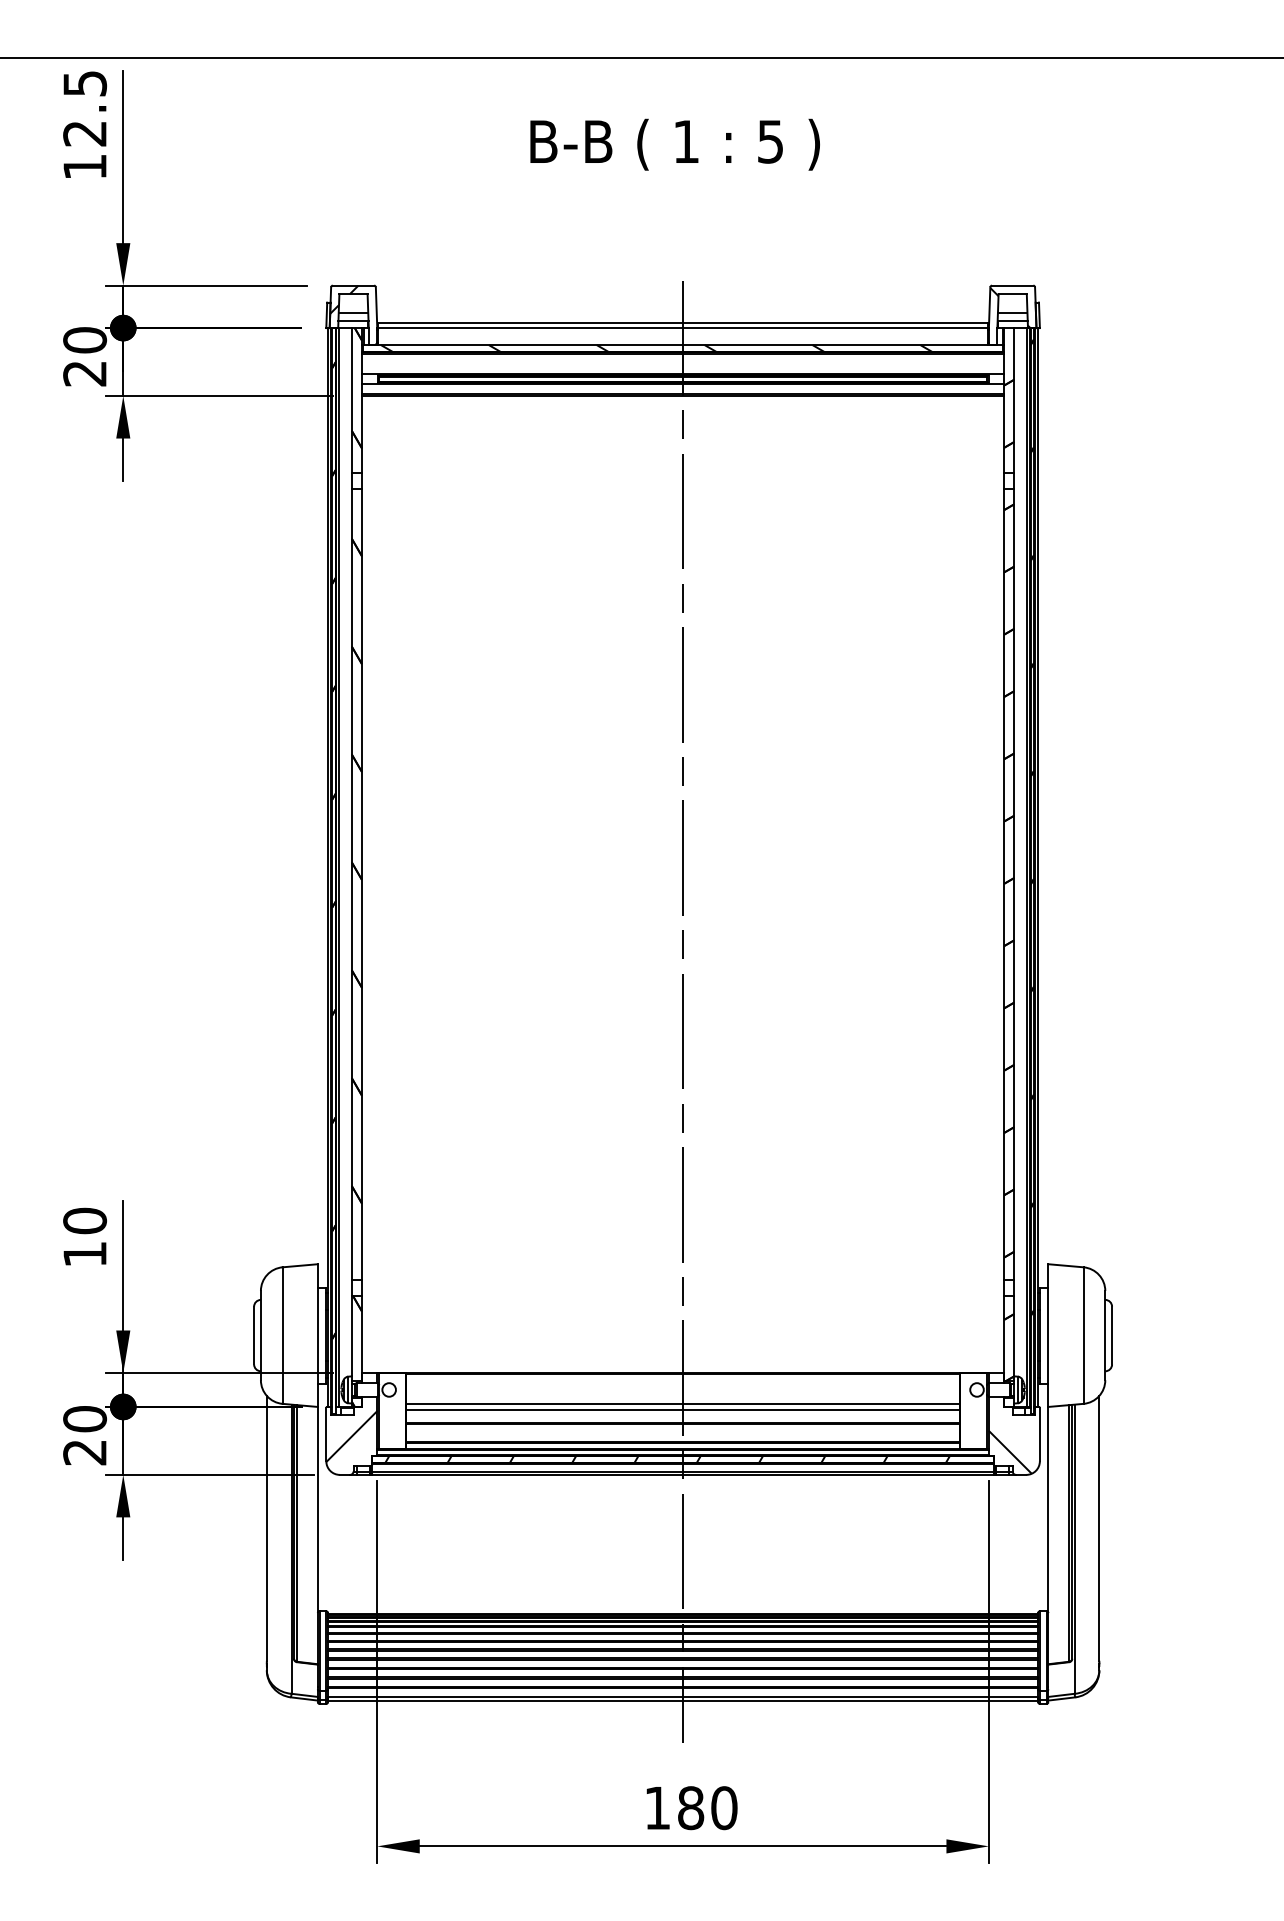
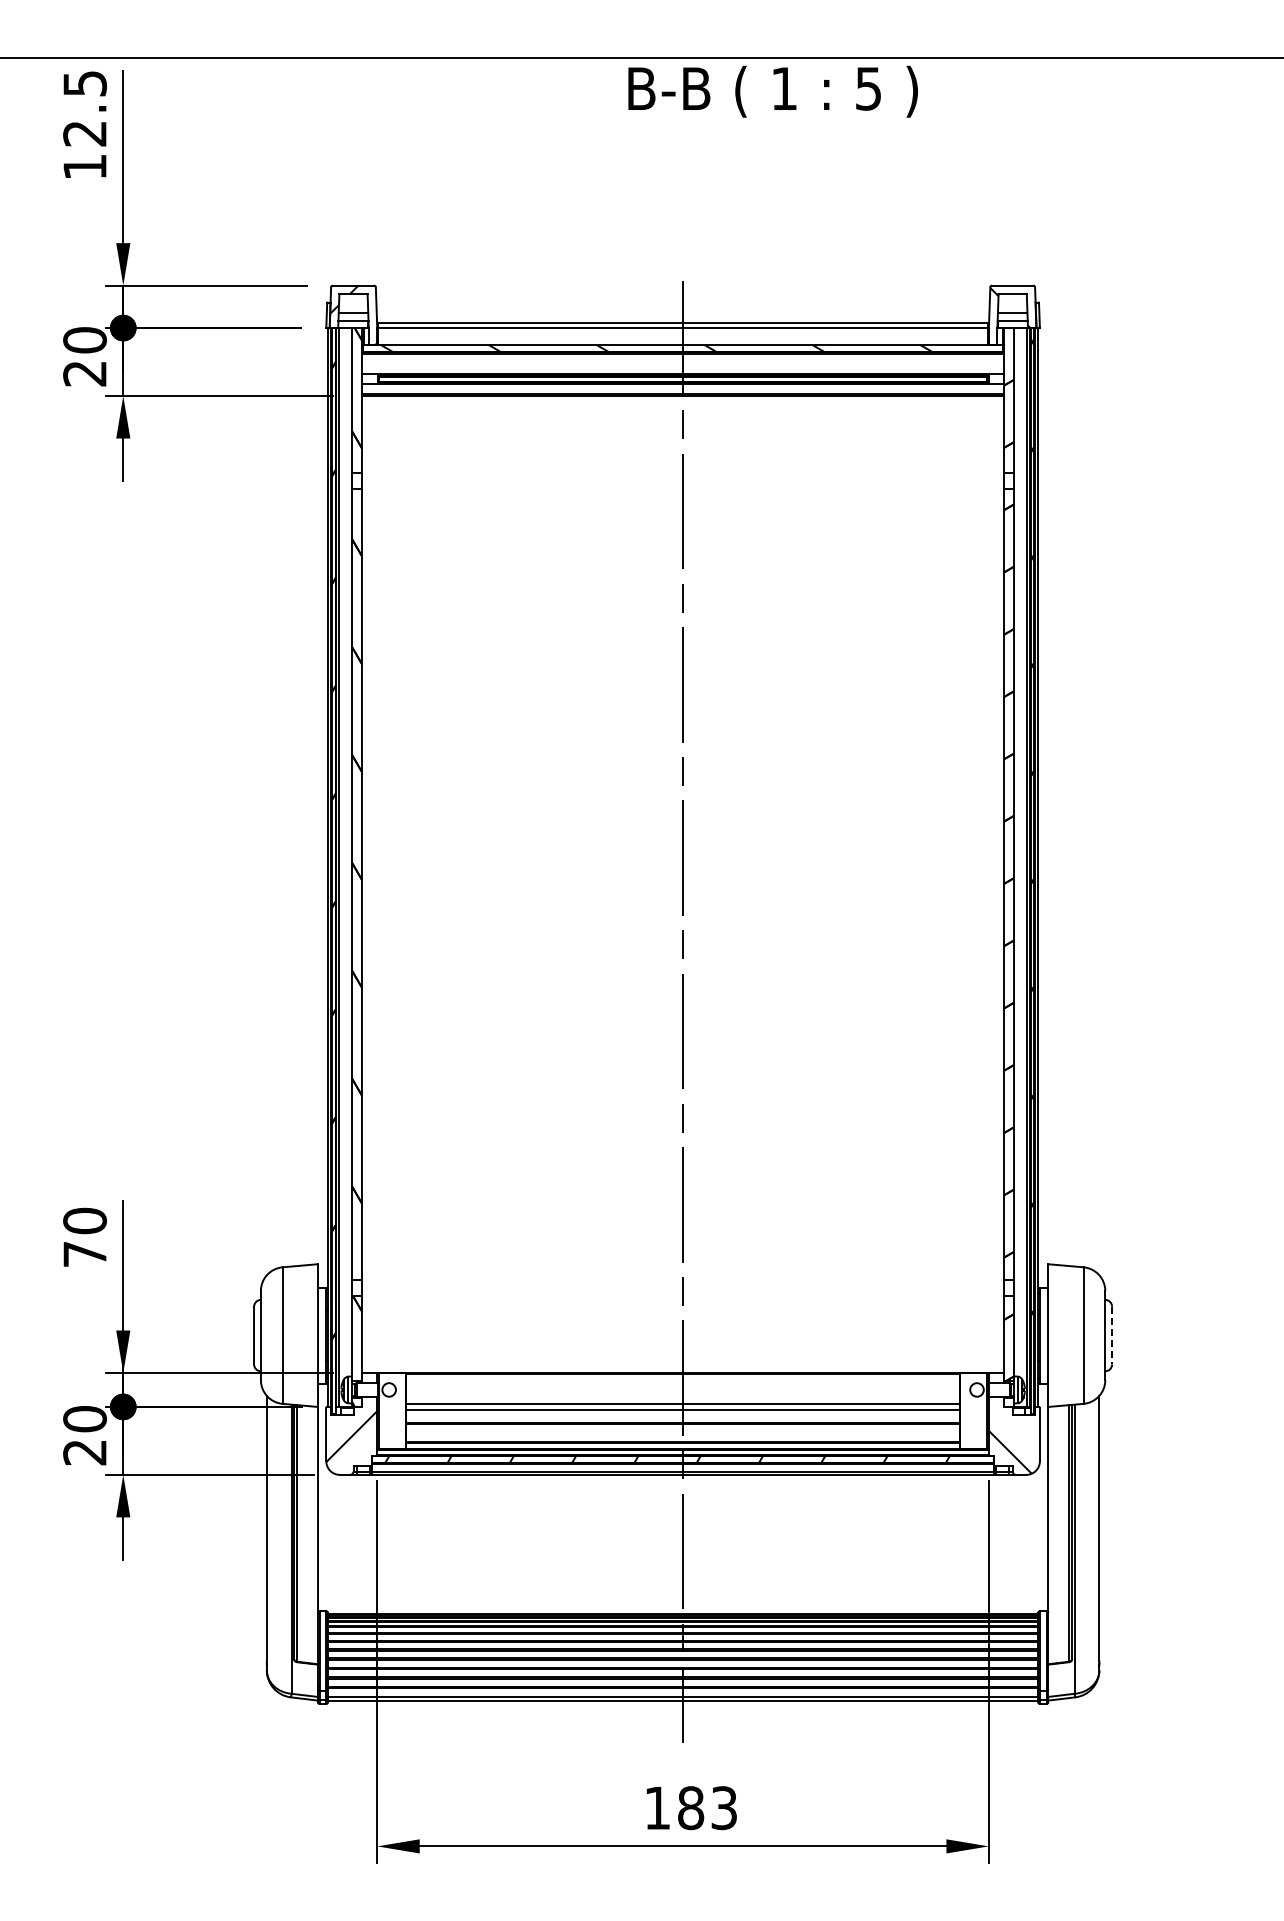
text position: (674, 144) -> (772, 91) (772, 91)
text: 10 -> 70 (84, 1254)
line: solid -> dashed (1112, 1335)
text: 180 -> 183 (724, 1808)
